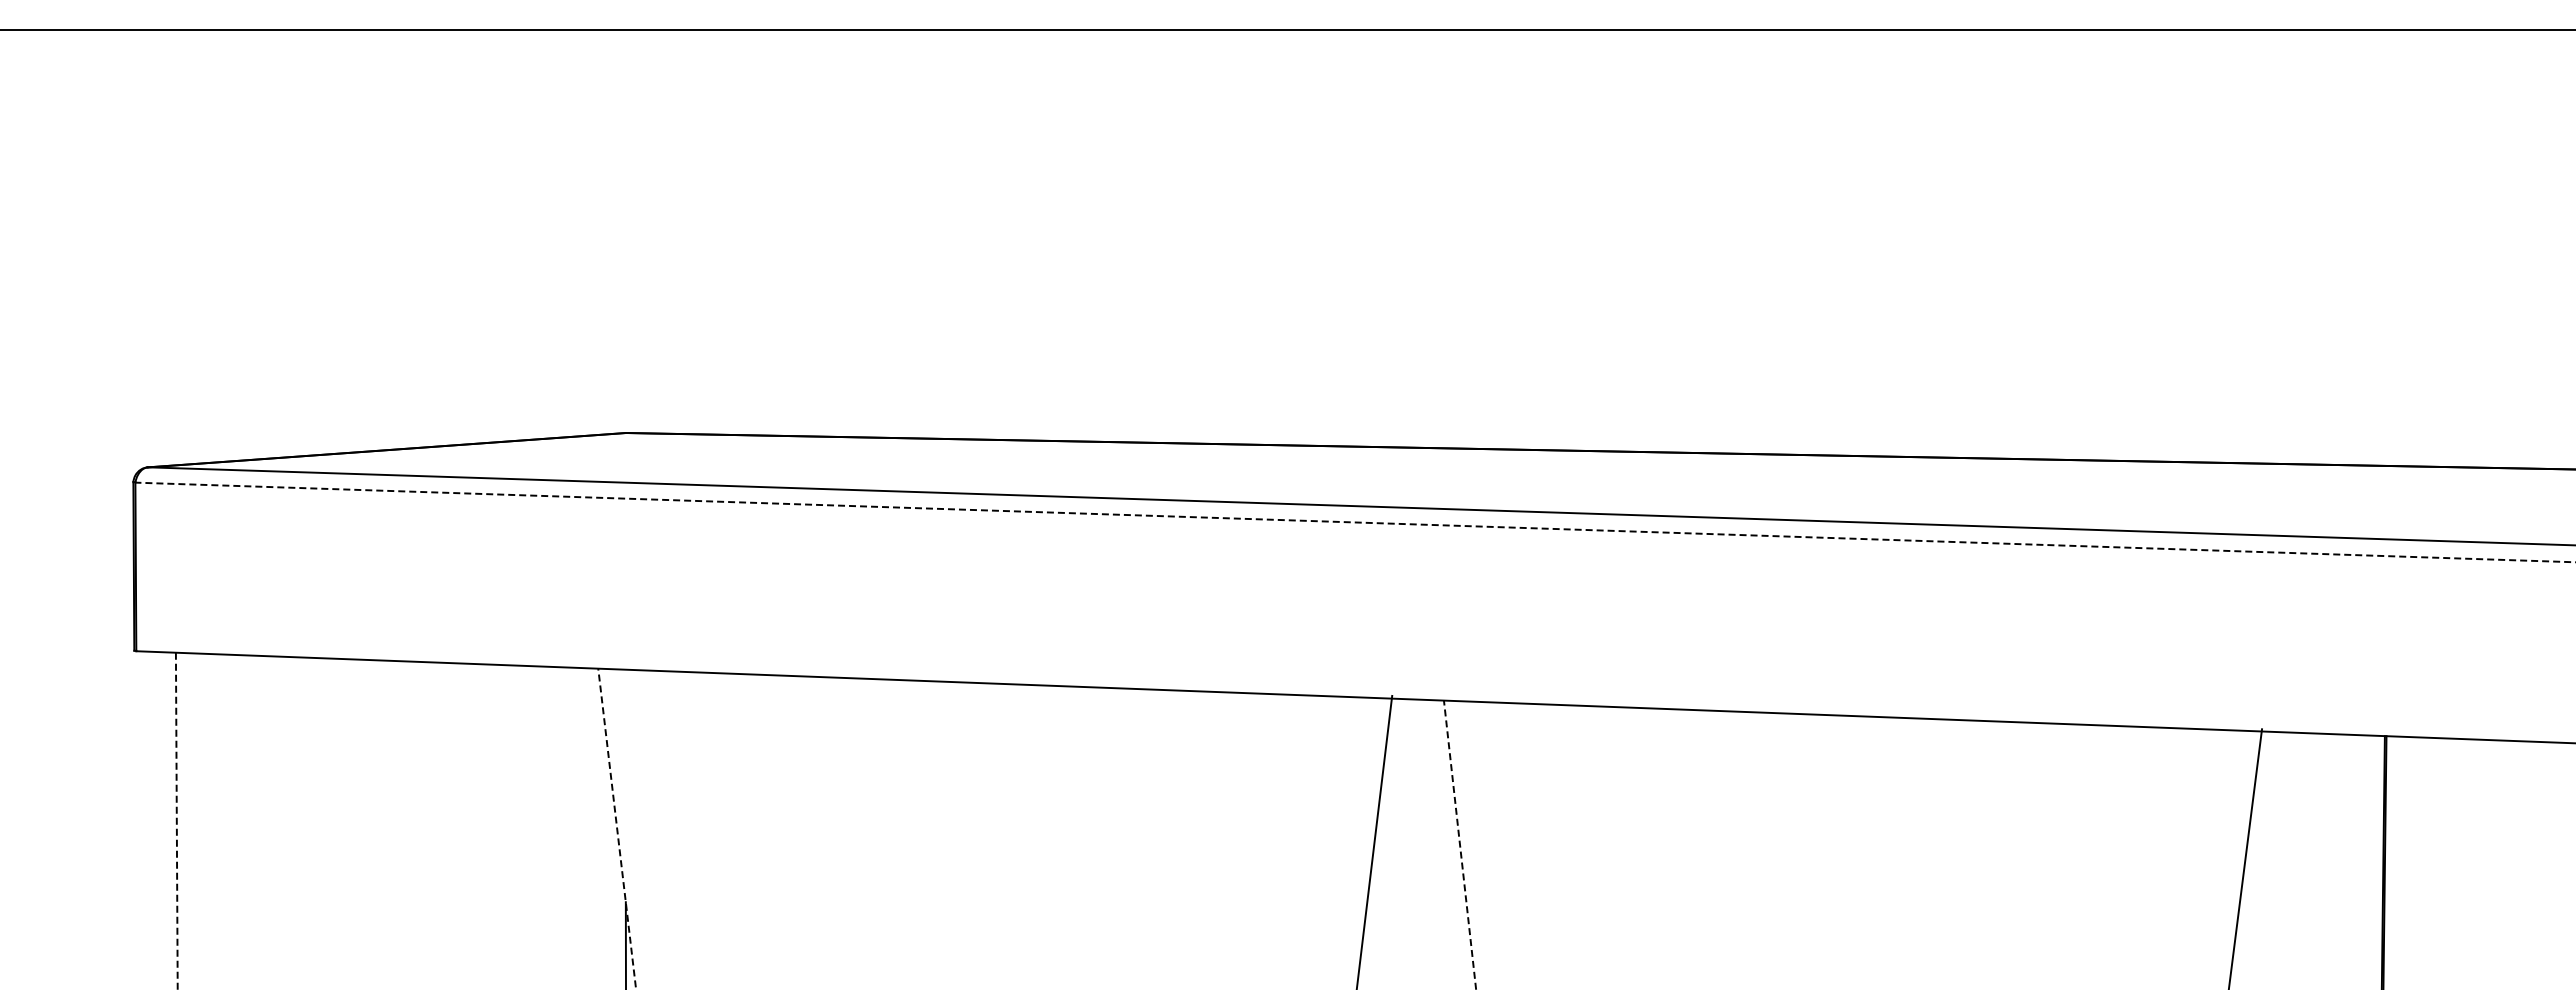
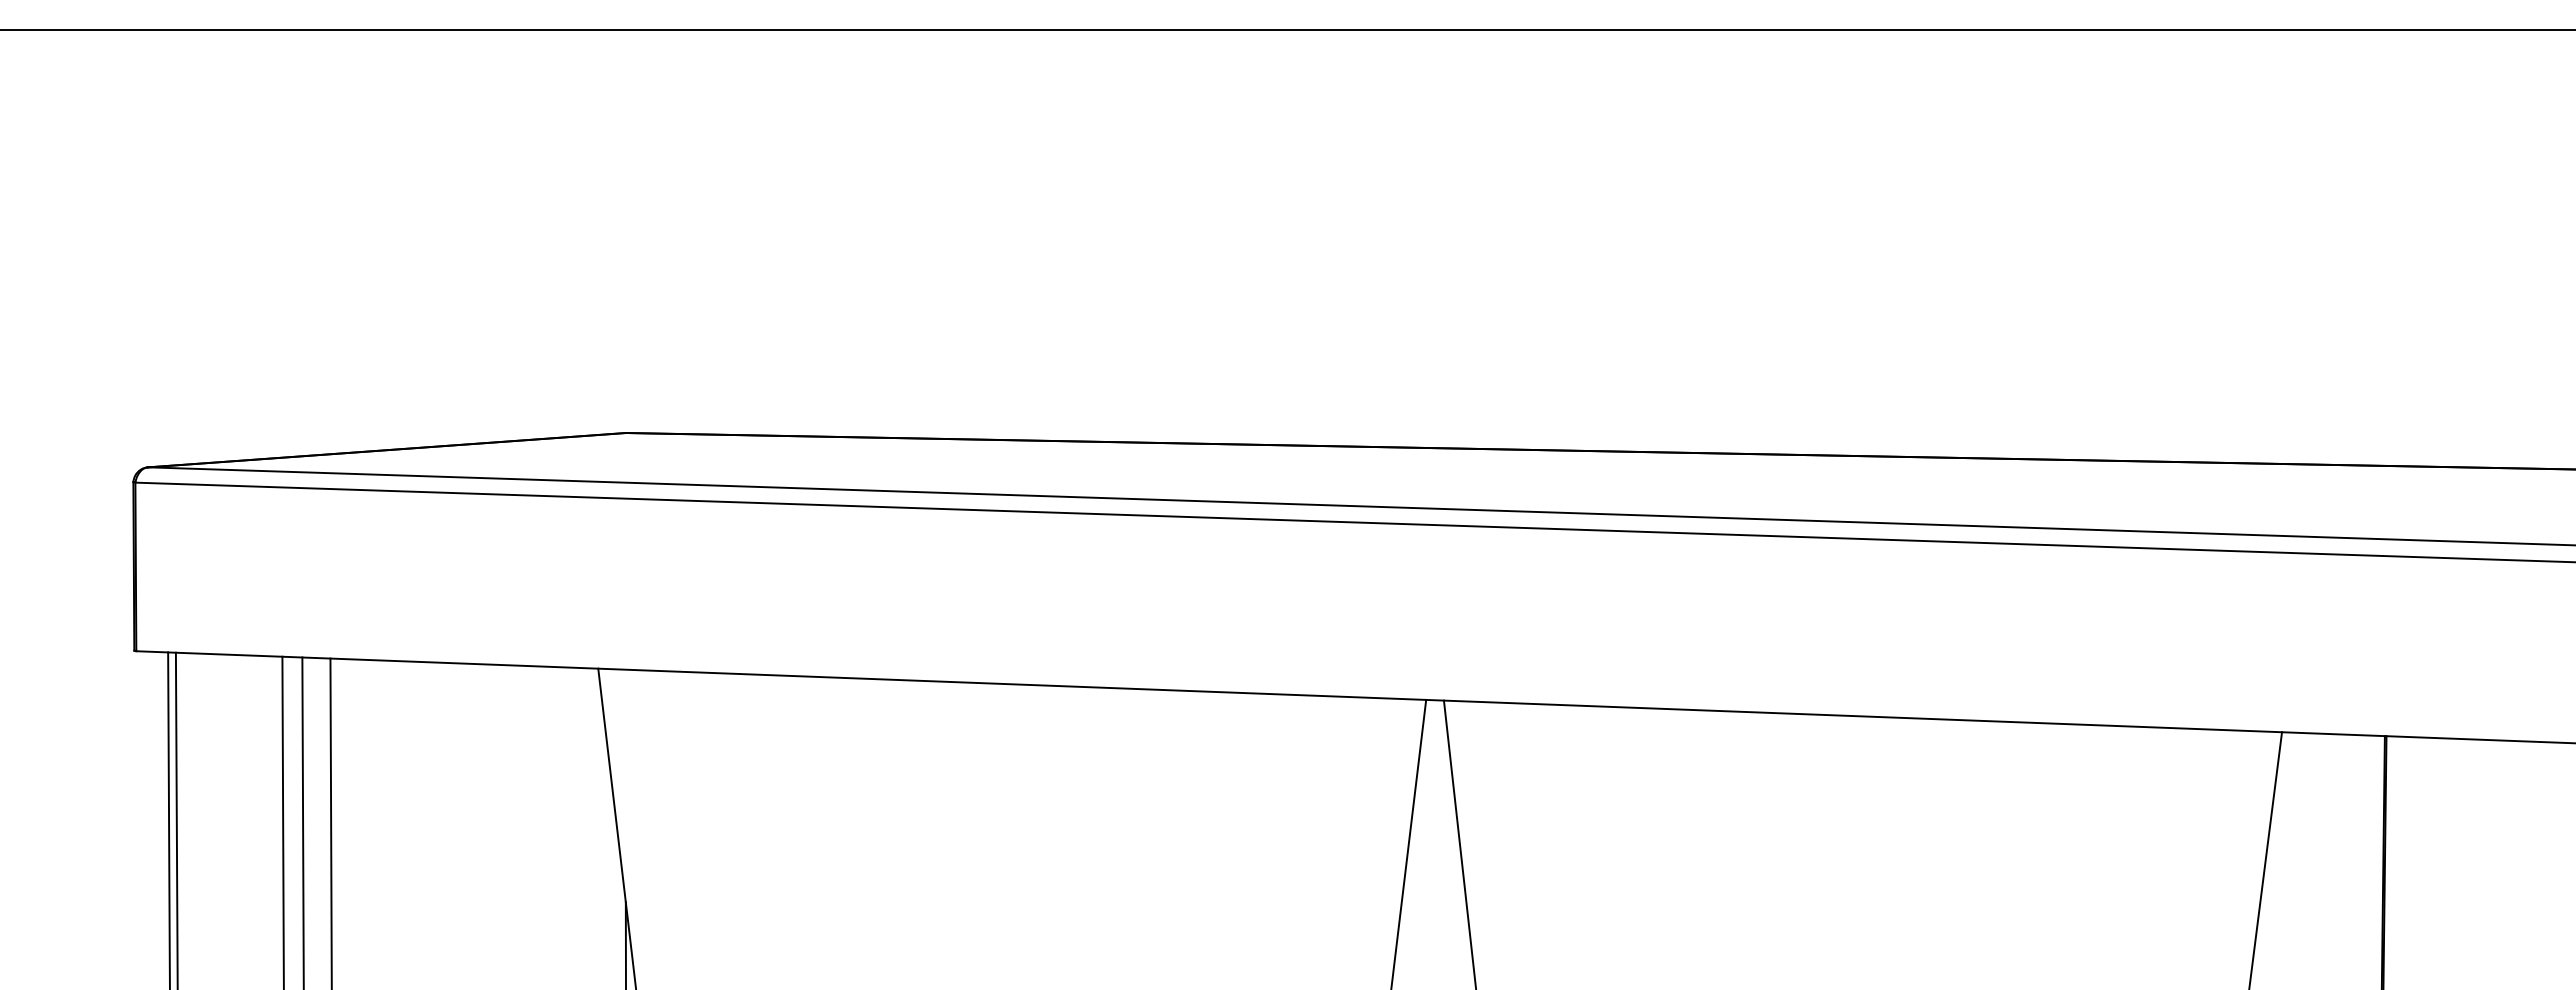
line: dashed -> solid (1354, 522)
line: none -> present (168, 819)
line: dashed -> solid (176, 821)
line: none -> present (282, 821)
line: none -> present (302, 821)
line: none -> present (330, 822)
line: dashed -> solid (617, 828)
line position: (1374, 840) -> (1408, 842) (1408, 842)
line: dashed -> solid (1460, 844)
line position: (2245, 857) -> (2265, 859) (2265, 859)
